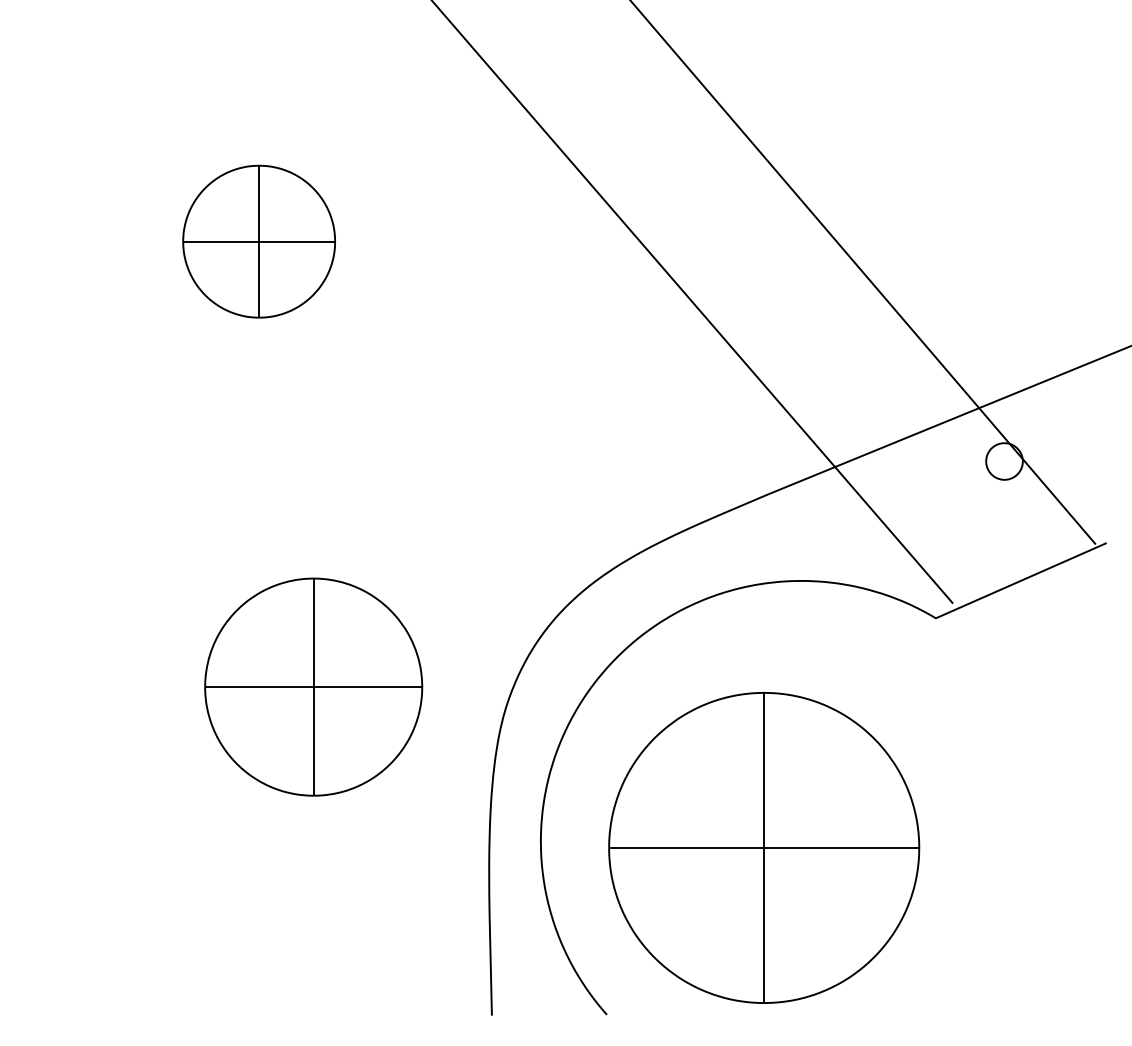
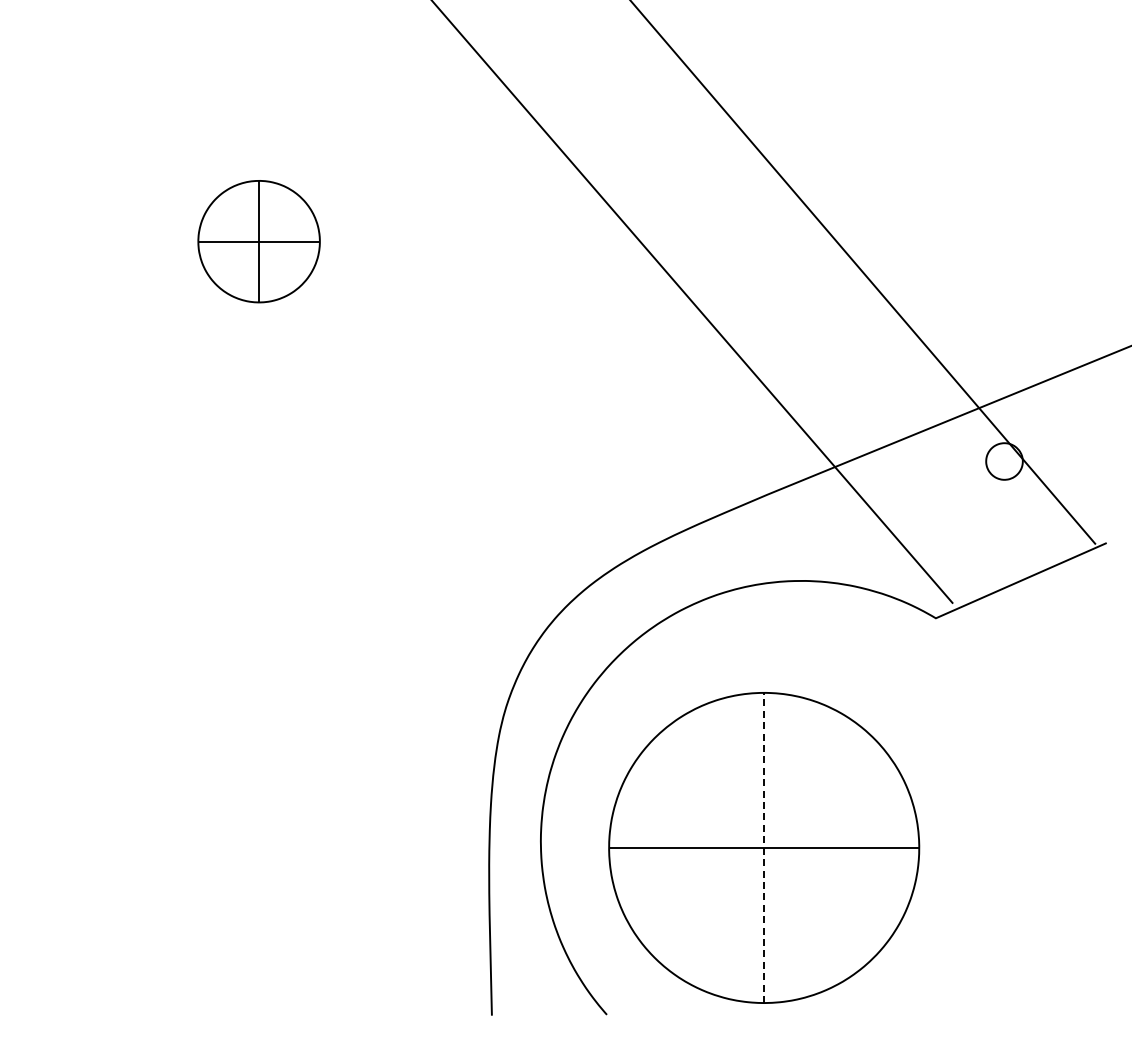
part size: 154x155 px -> 124x124 px (258, 241)
part: present -> none (313, 686)
line: solid -> dashed (764, 847)
